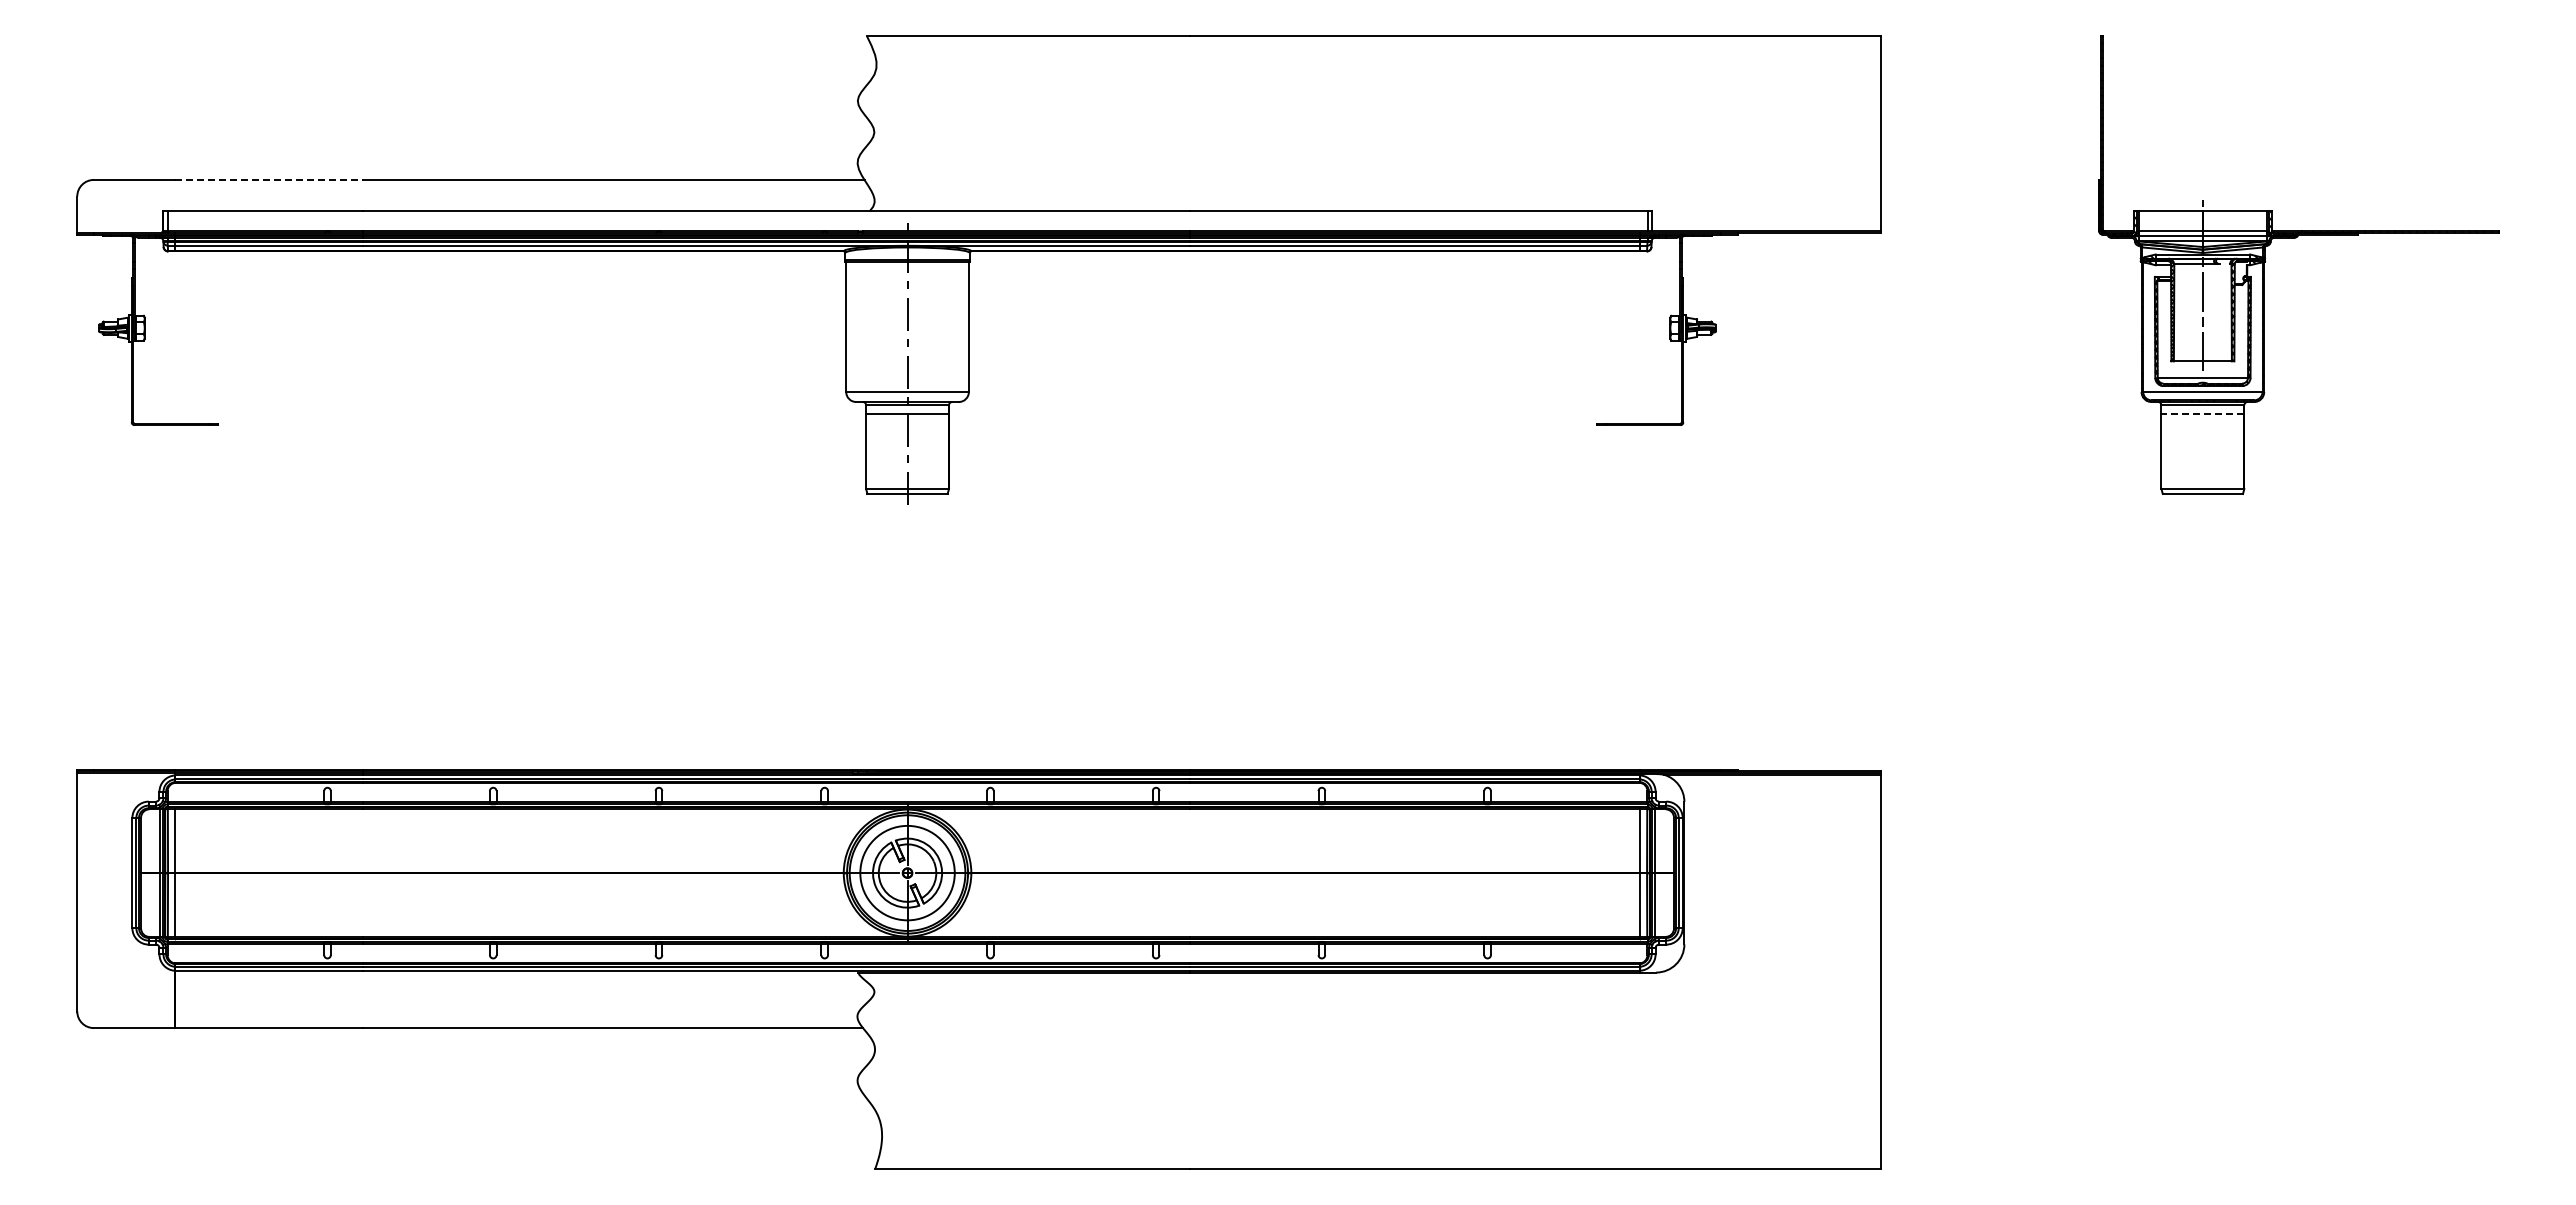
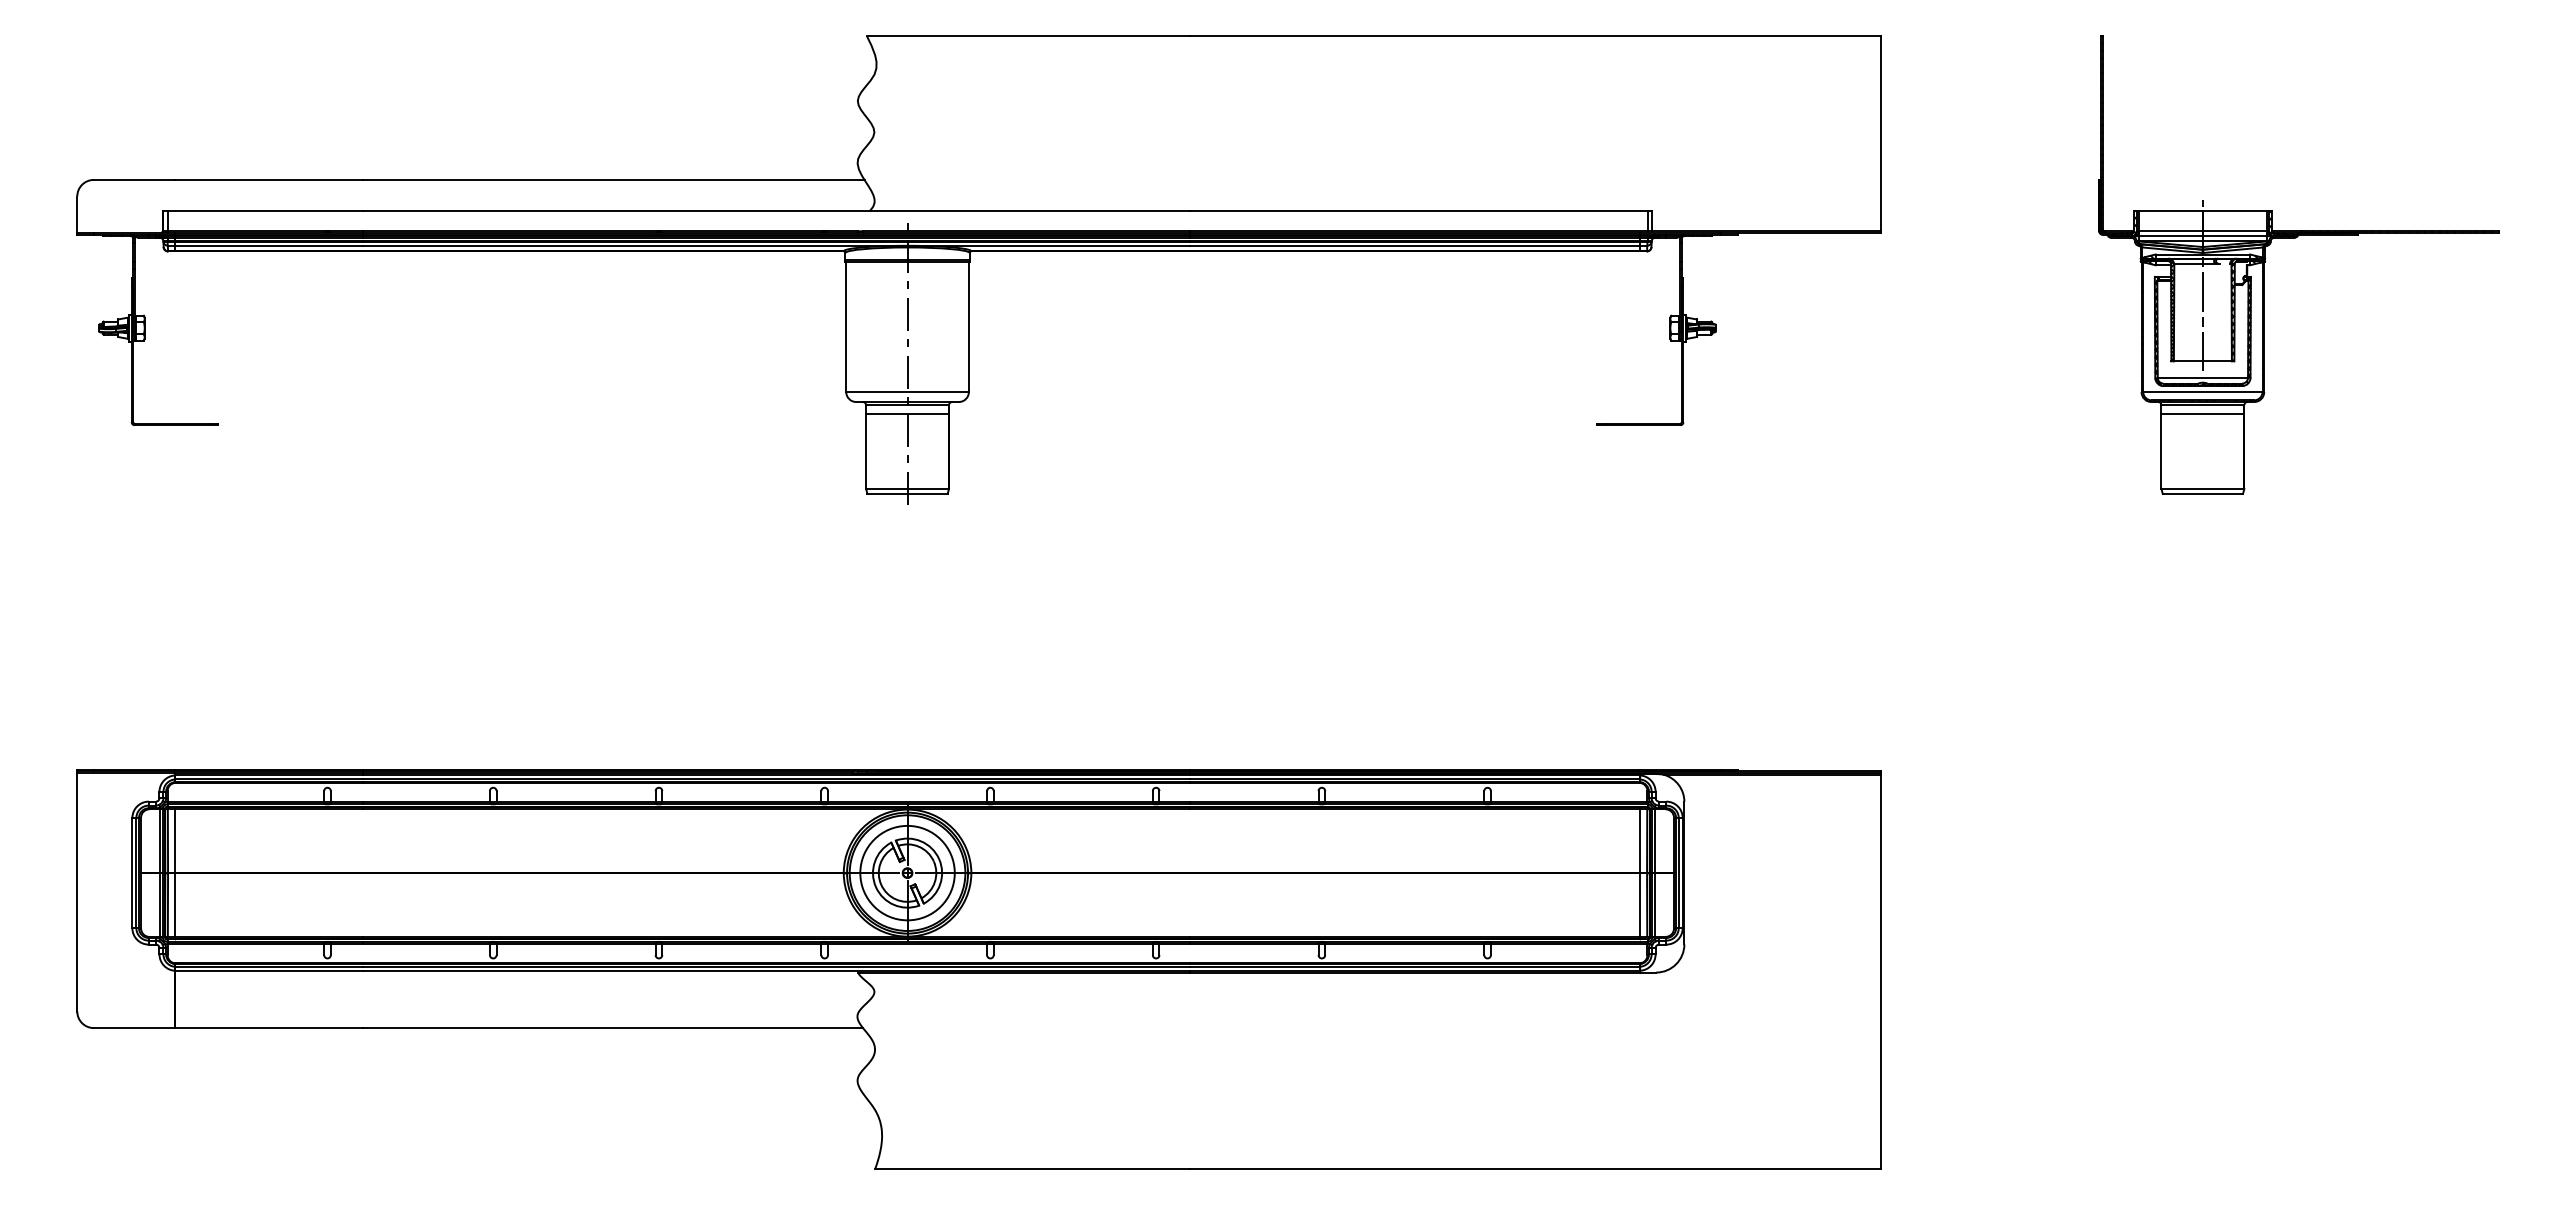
line: dashed -> solid (268, 179)
line: dashed -> solid (2202, 413)
